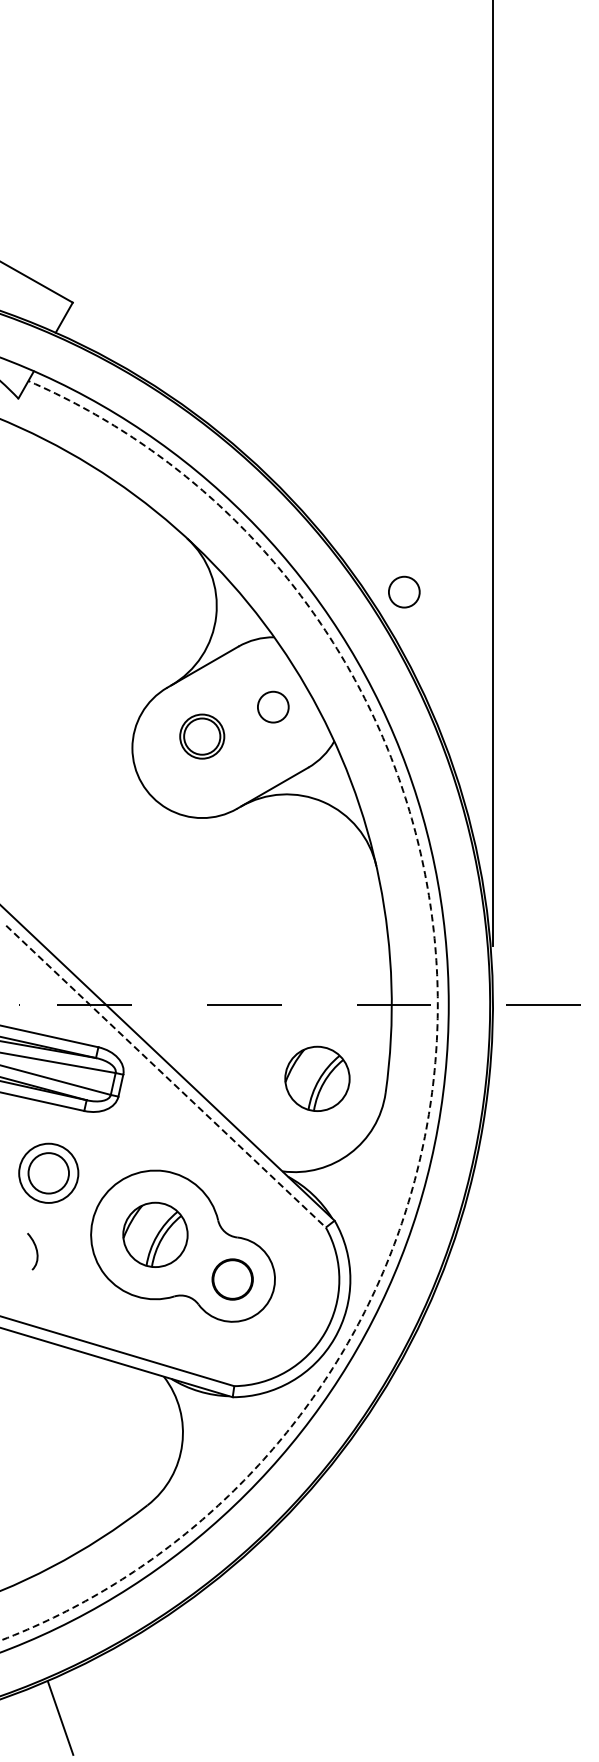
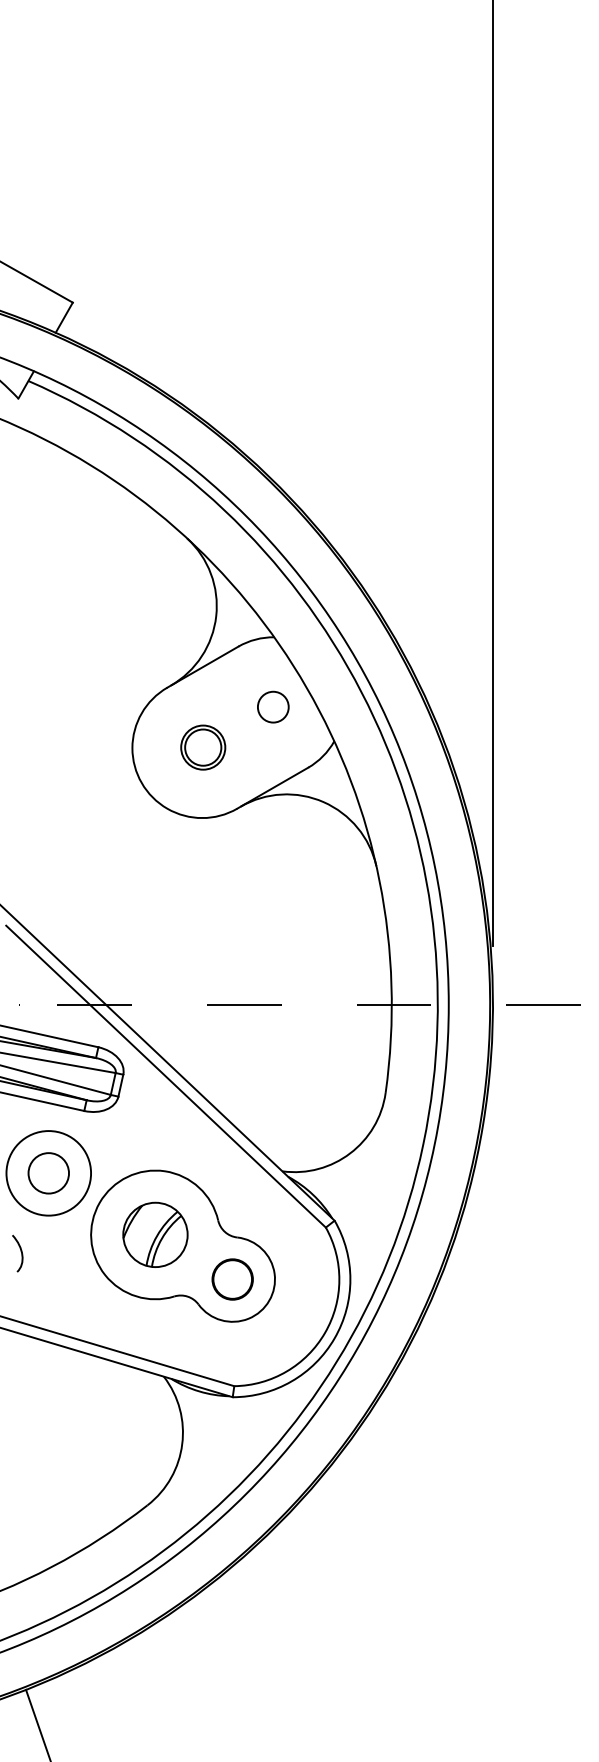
circle: present -> none (404, 591)
part position: (202, 736) -> (203, 747) (203, 747)
arc: dashed -> solid (437, 1020)
line: dashed -> solid (166, 1076)
part: present -> none (317, 1078)
circle diameter: 59 px -> 85 px (48, 1173)
curve position: (35, 1249) -> (20, 1251) (20, 1251)
line position: (60, 1717) -> (37, 1723) (37, 1723)
